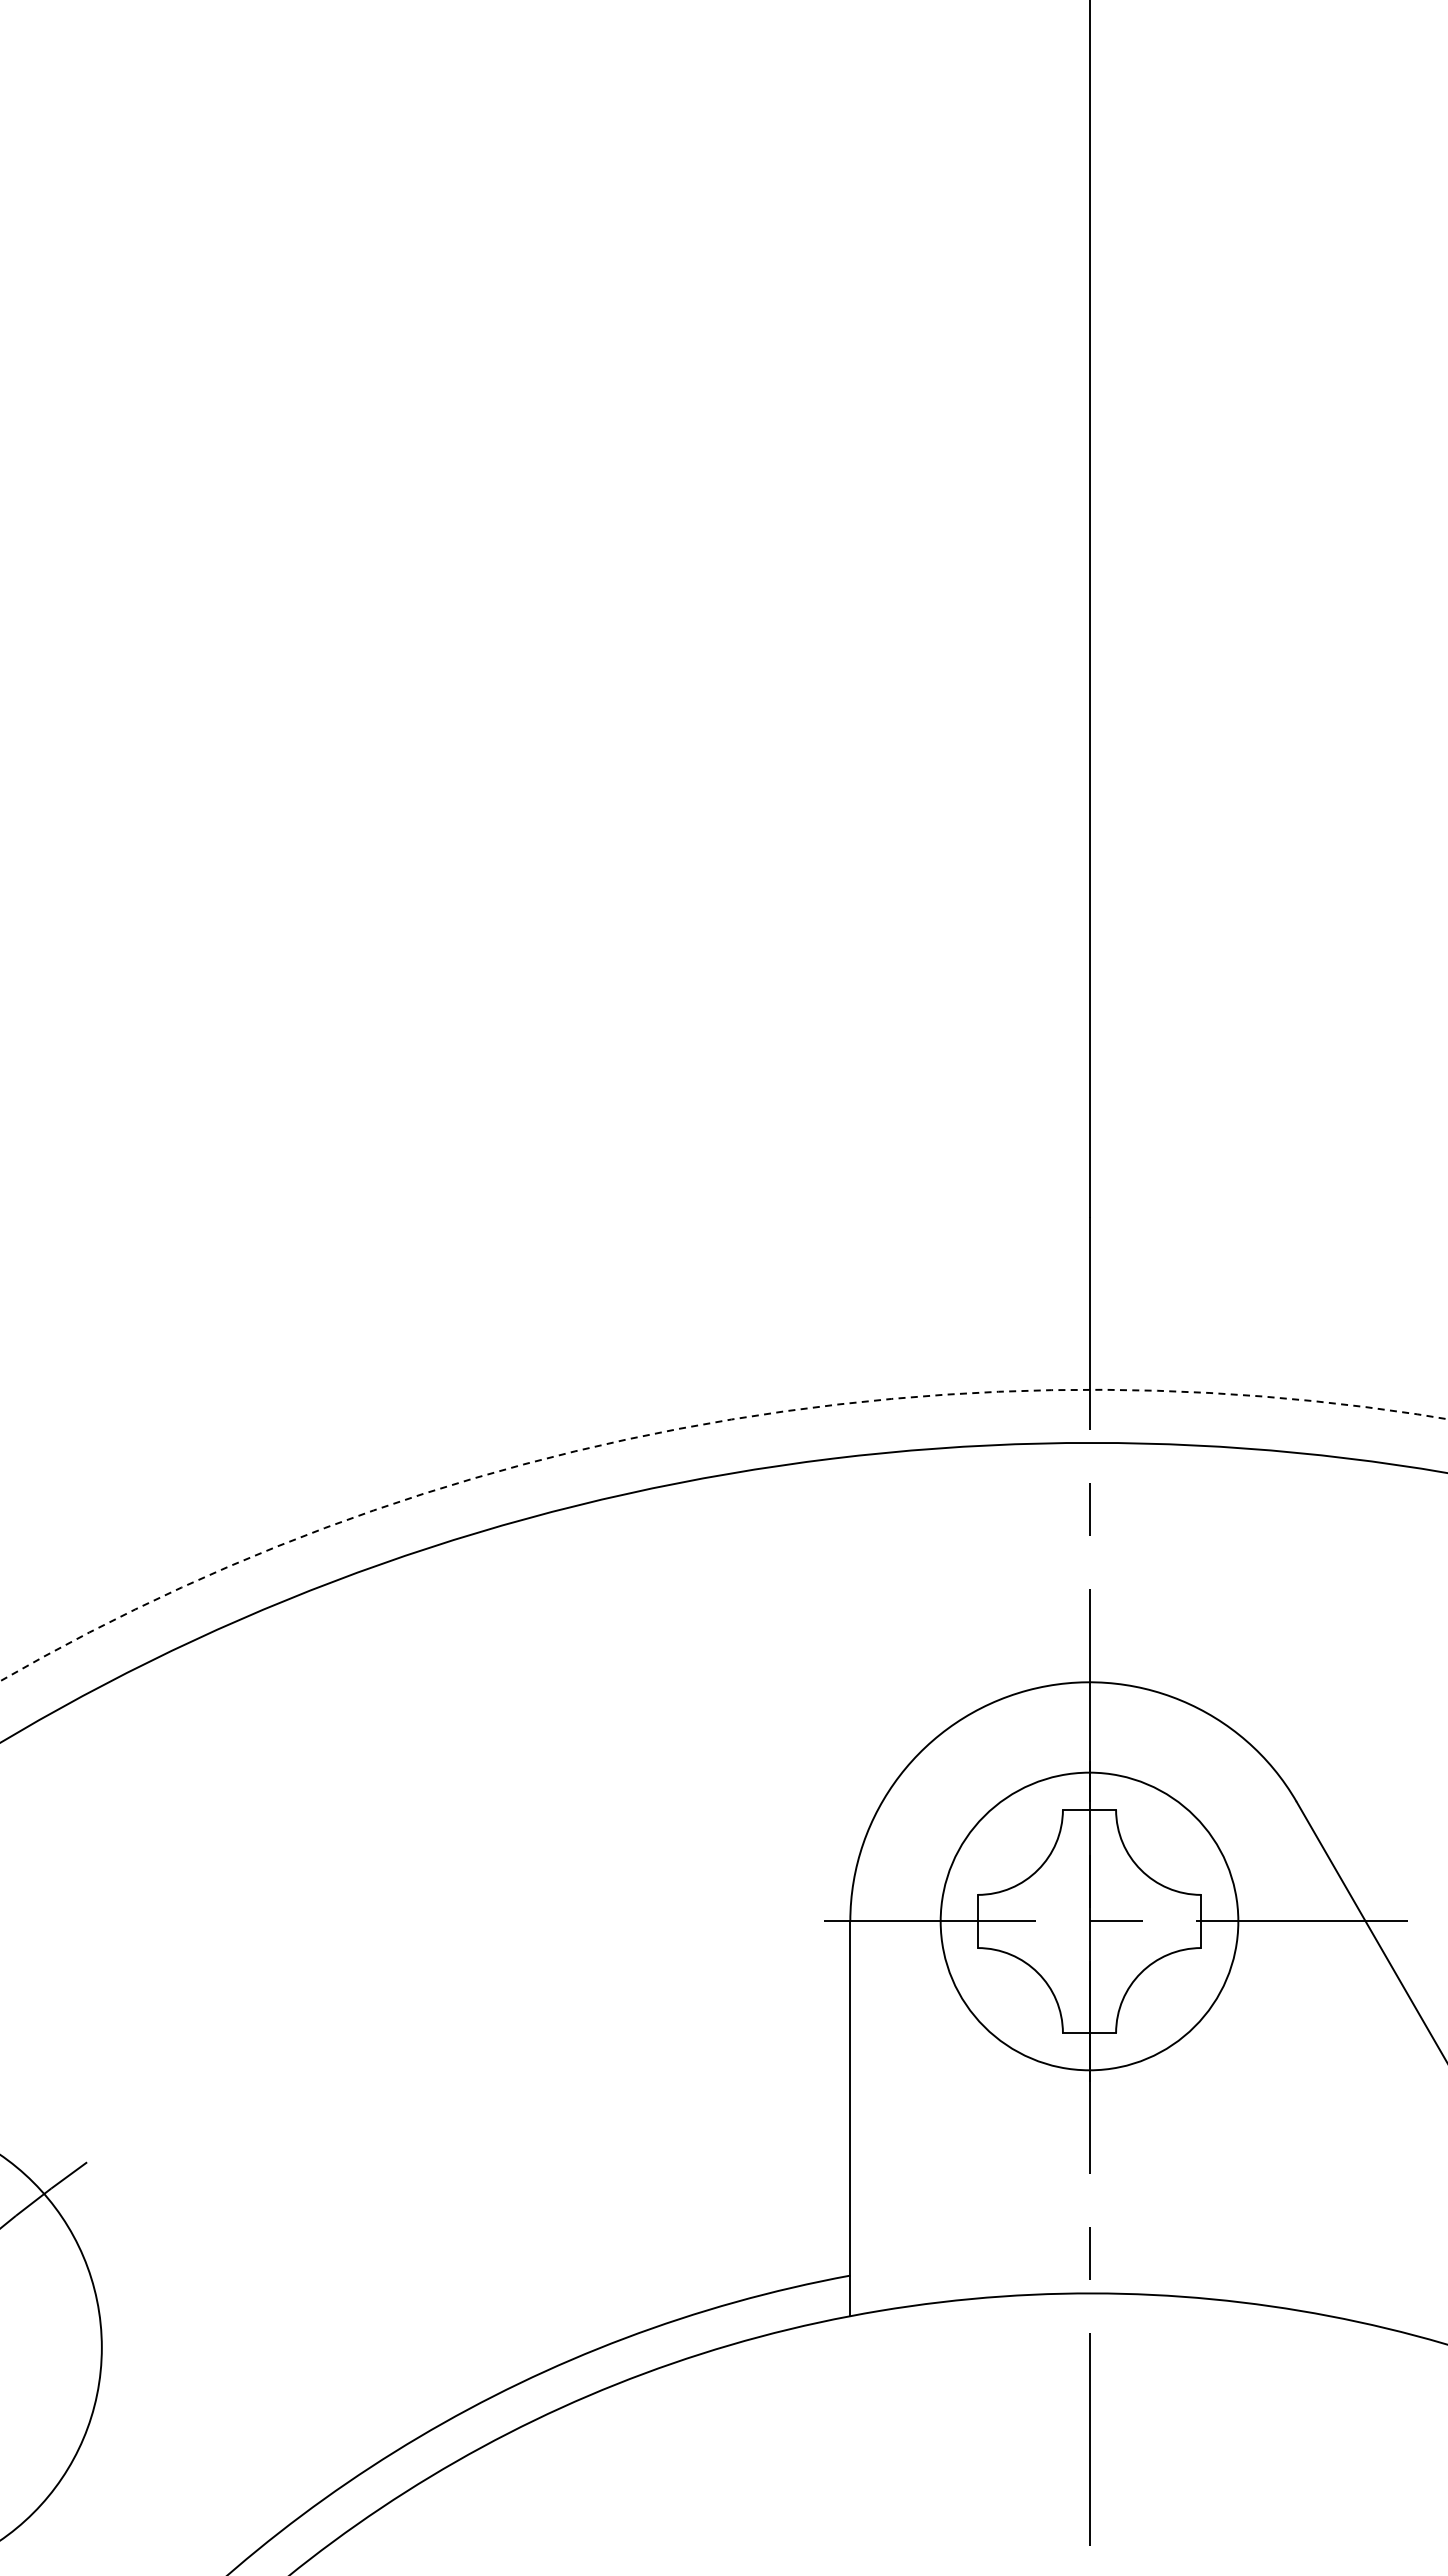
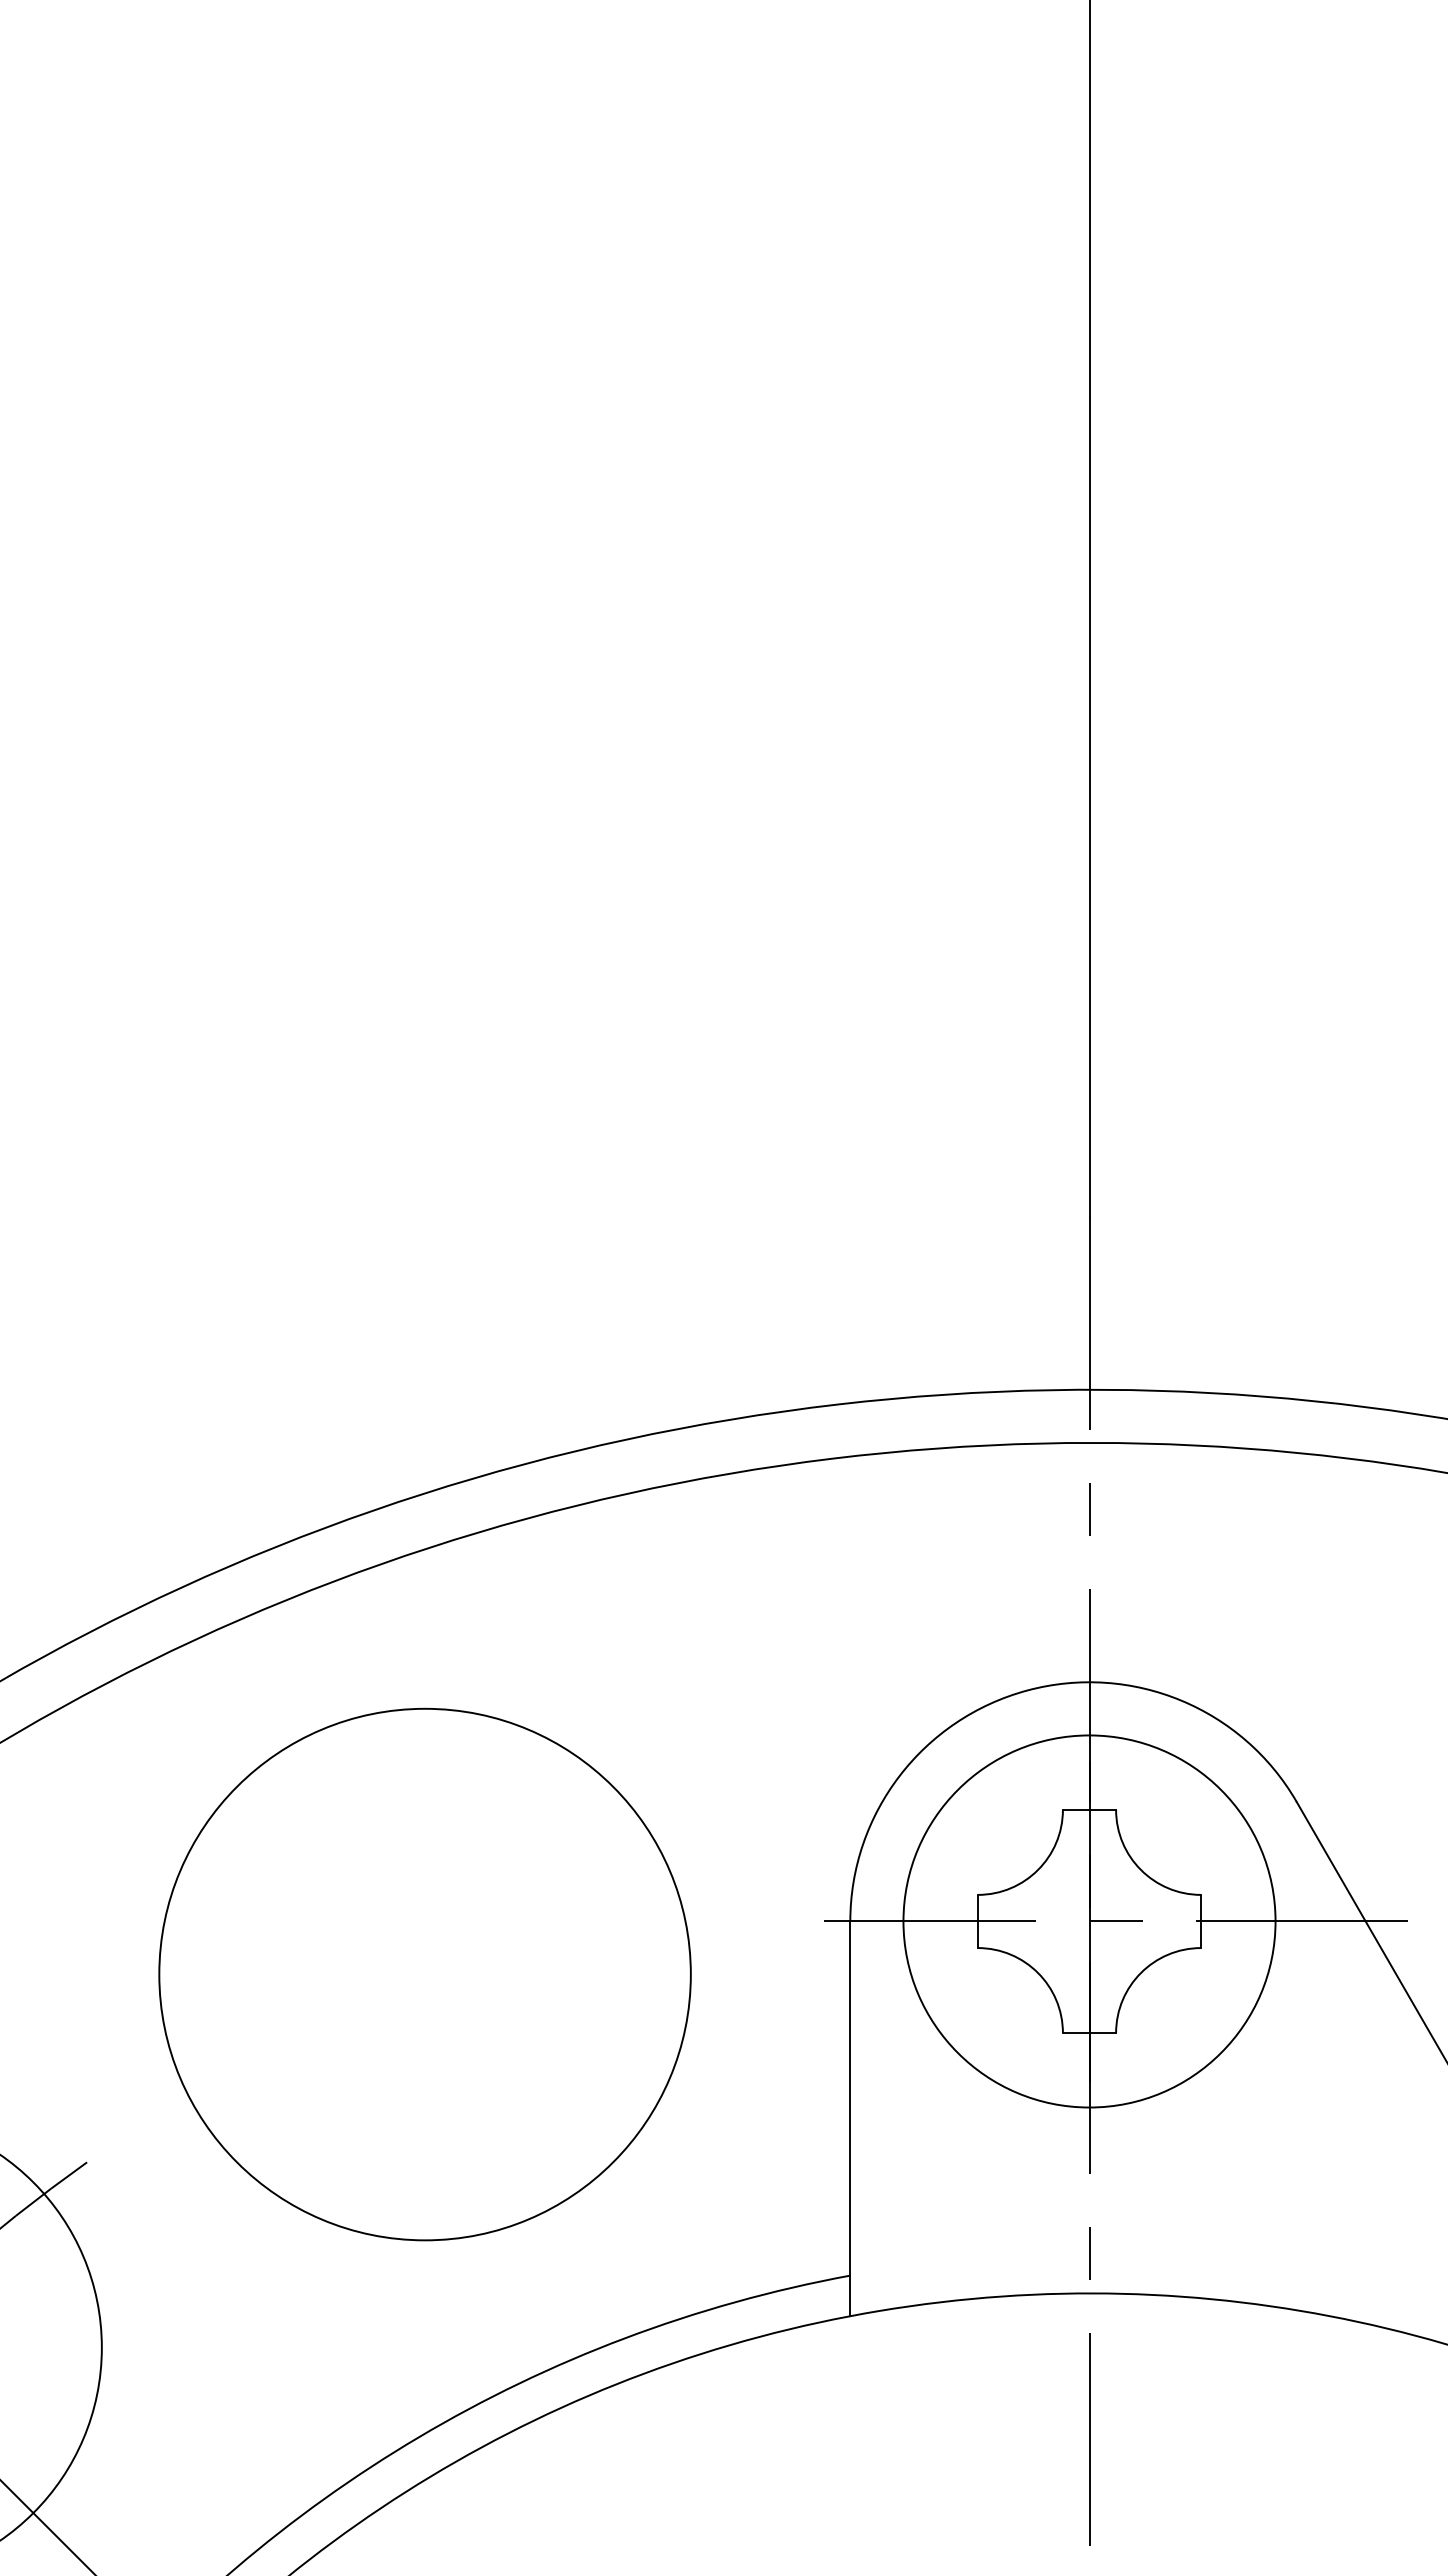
arc: dashed -> solid (700, 1425)
circle diameter: 298 px -> 372 px (1089, 1921)
circle: none -> present (424, 1974)
line: none -> present (47, 2526)
